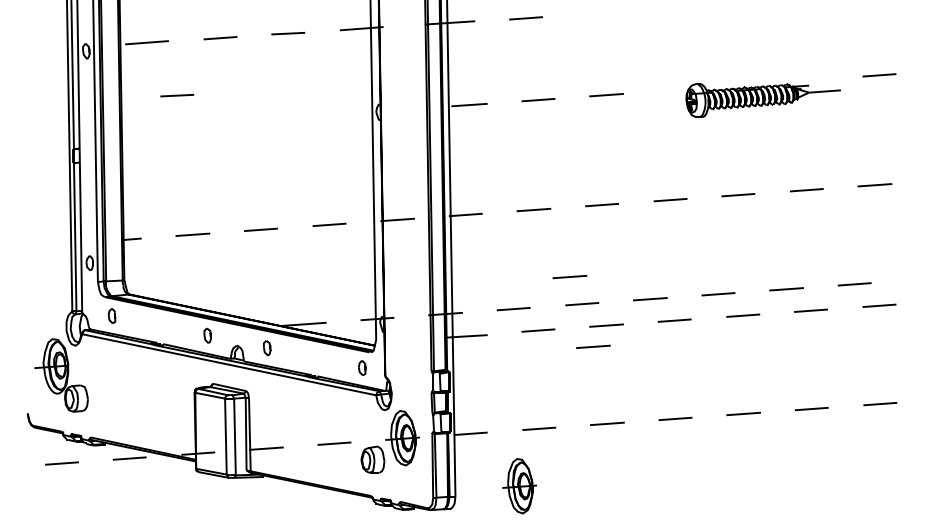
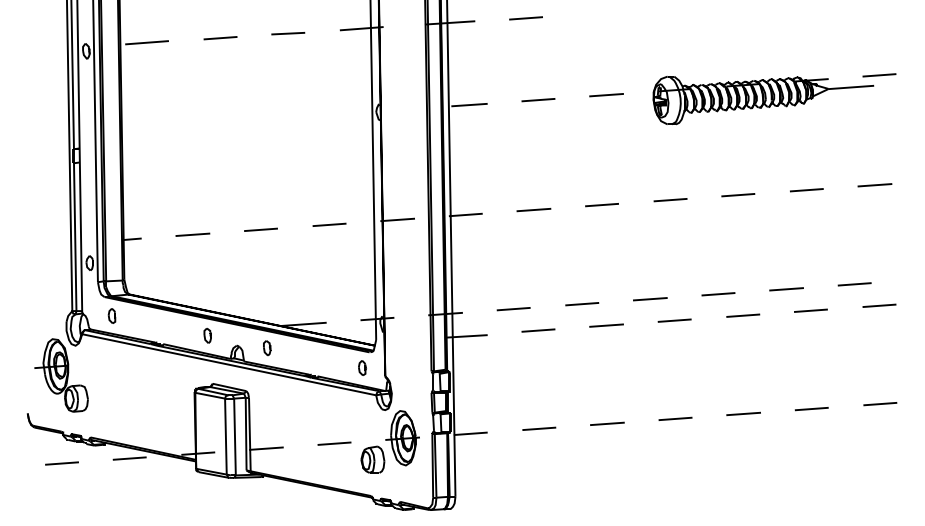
line: present -> none (177, 95)
part size: 156x35 px -> 223x50 px (763, 100)
line: present -> none (569, 277)
line: present -> none (593, 346)
part: present -> none (519, 486)
